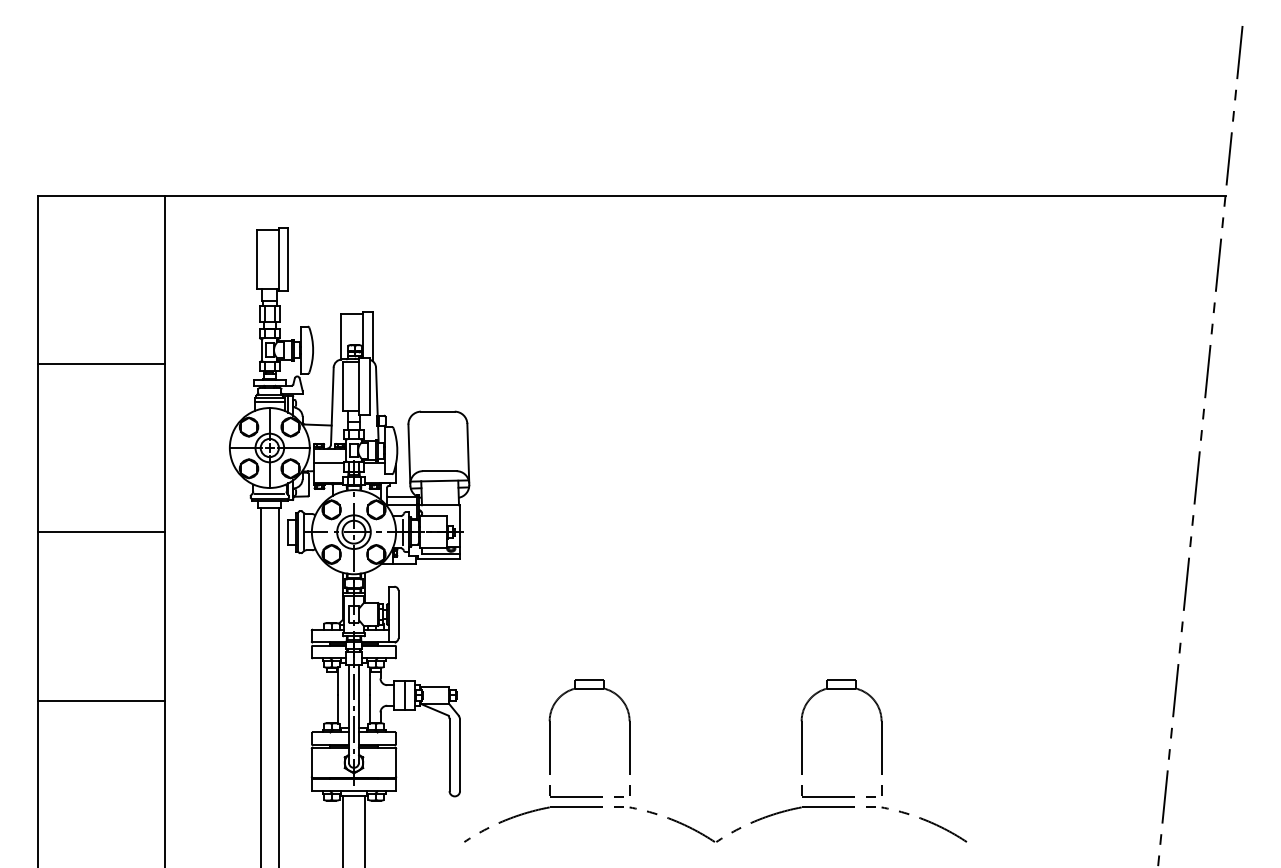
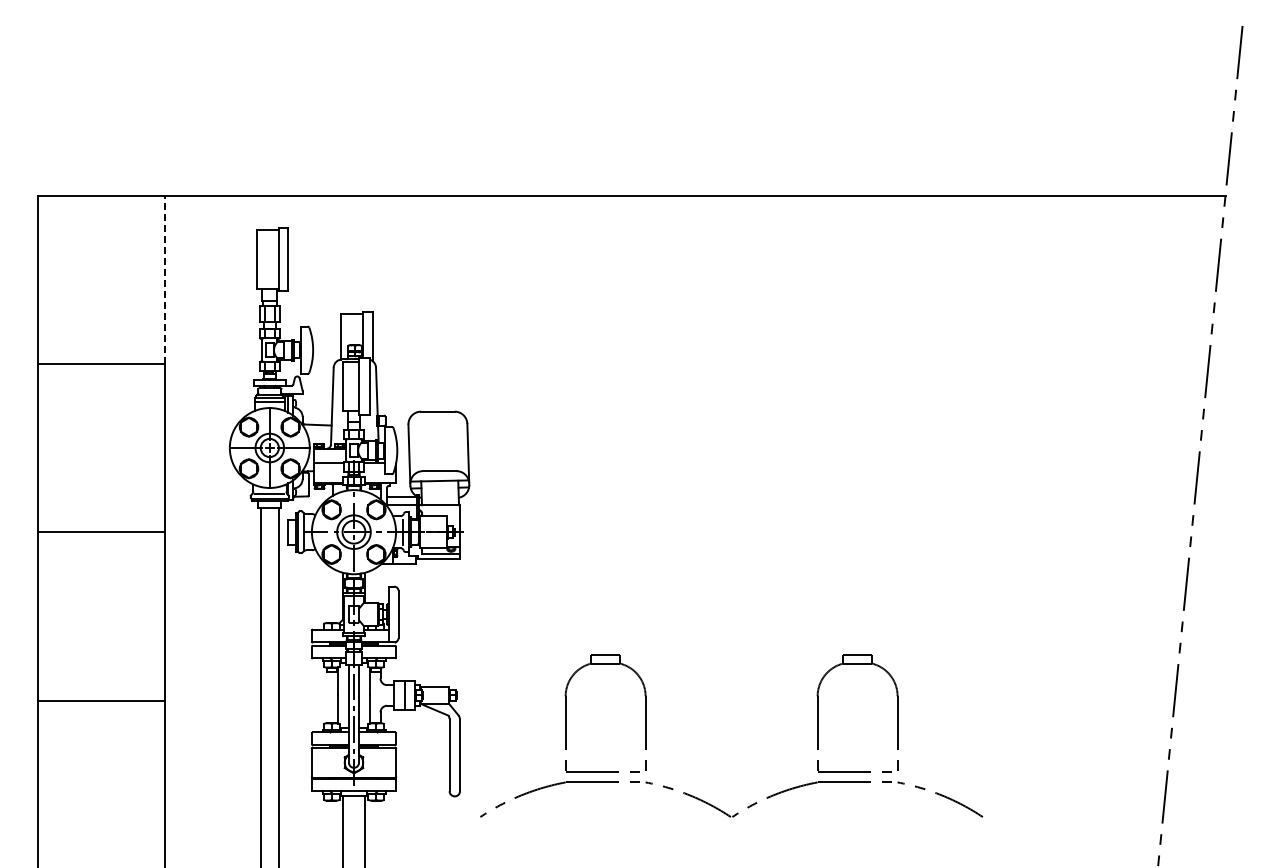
line: solid -> dashed (164, 279)
part position: (686, 824) -> (702, 799) (702, 799)
